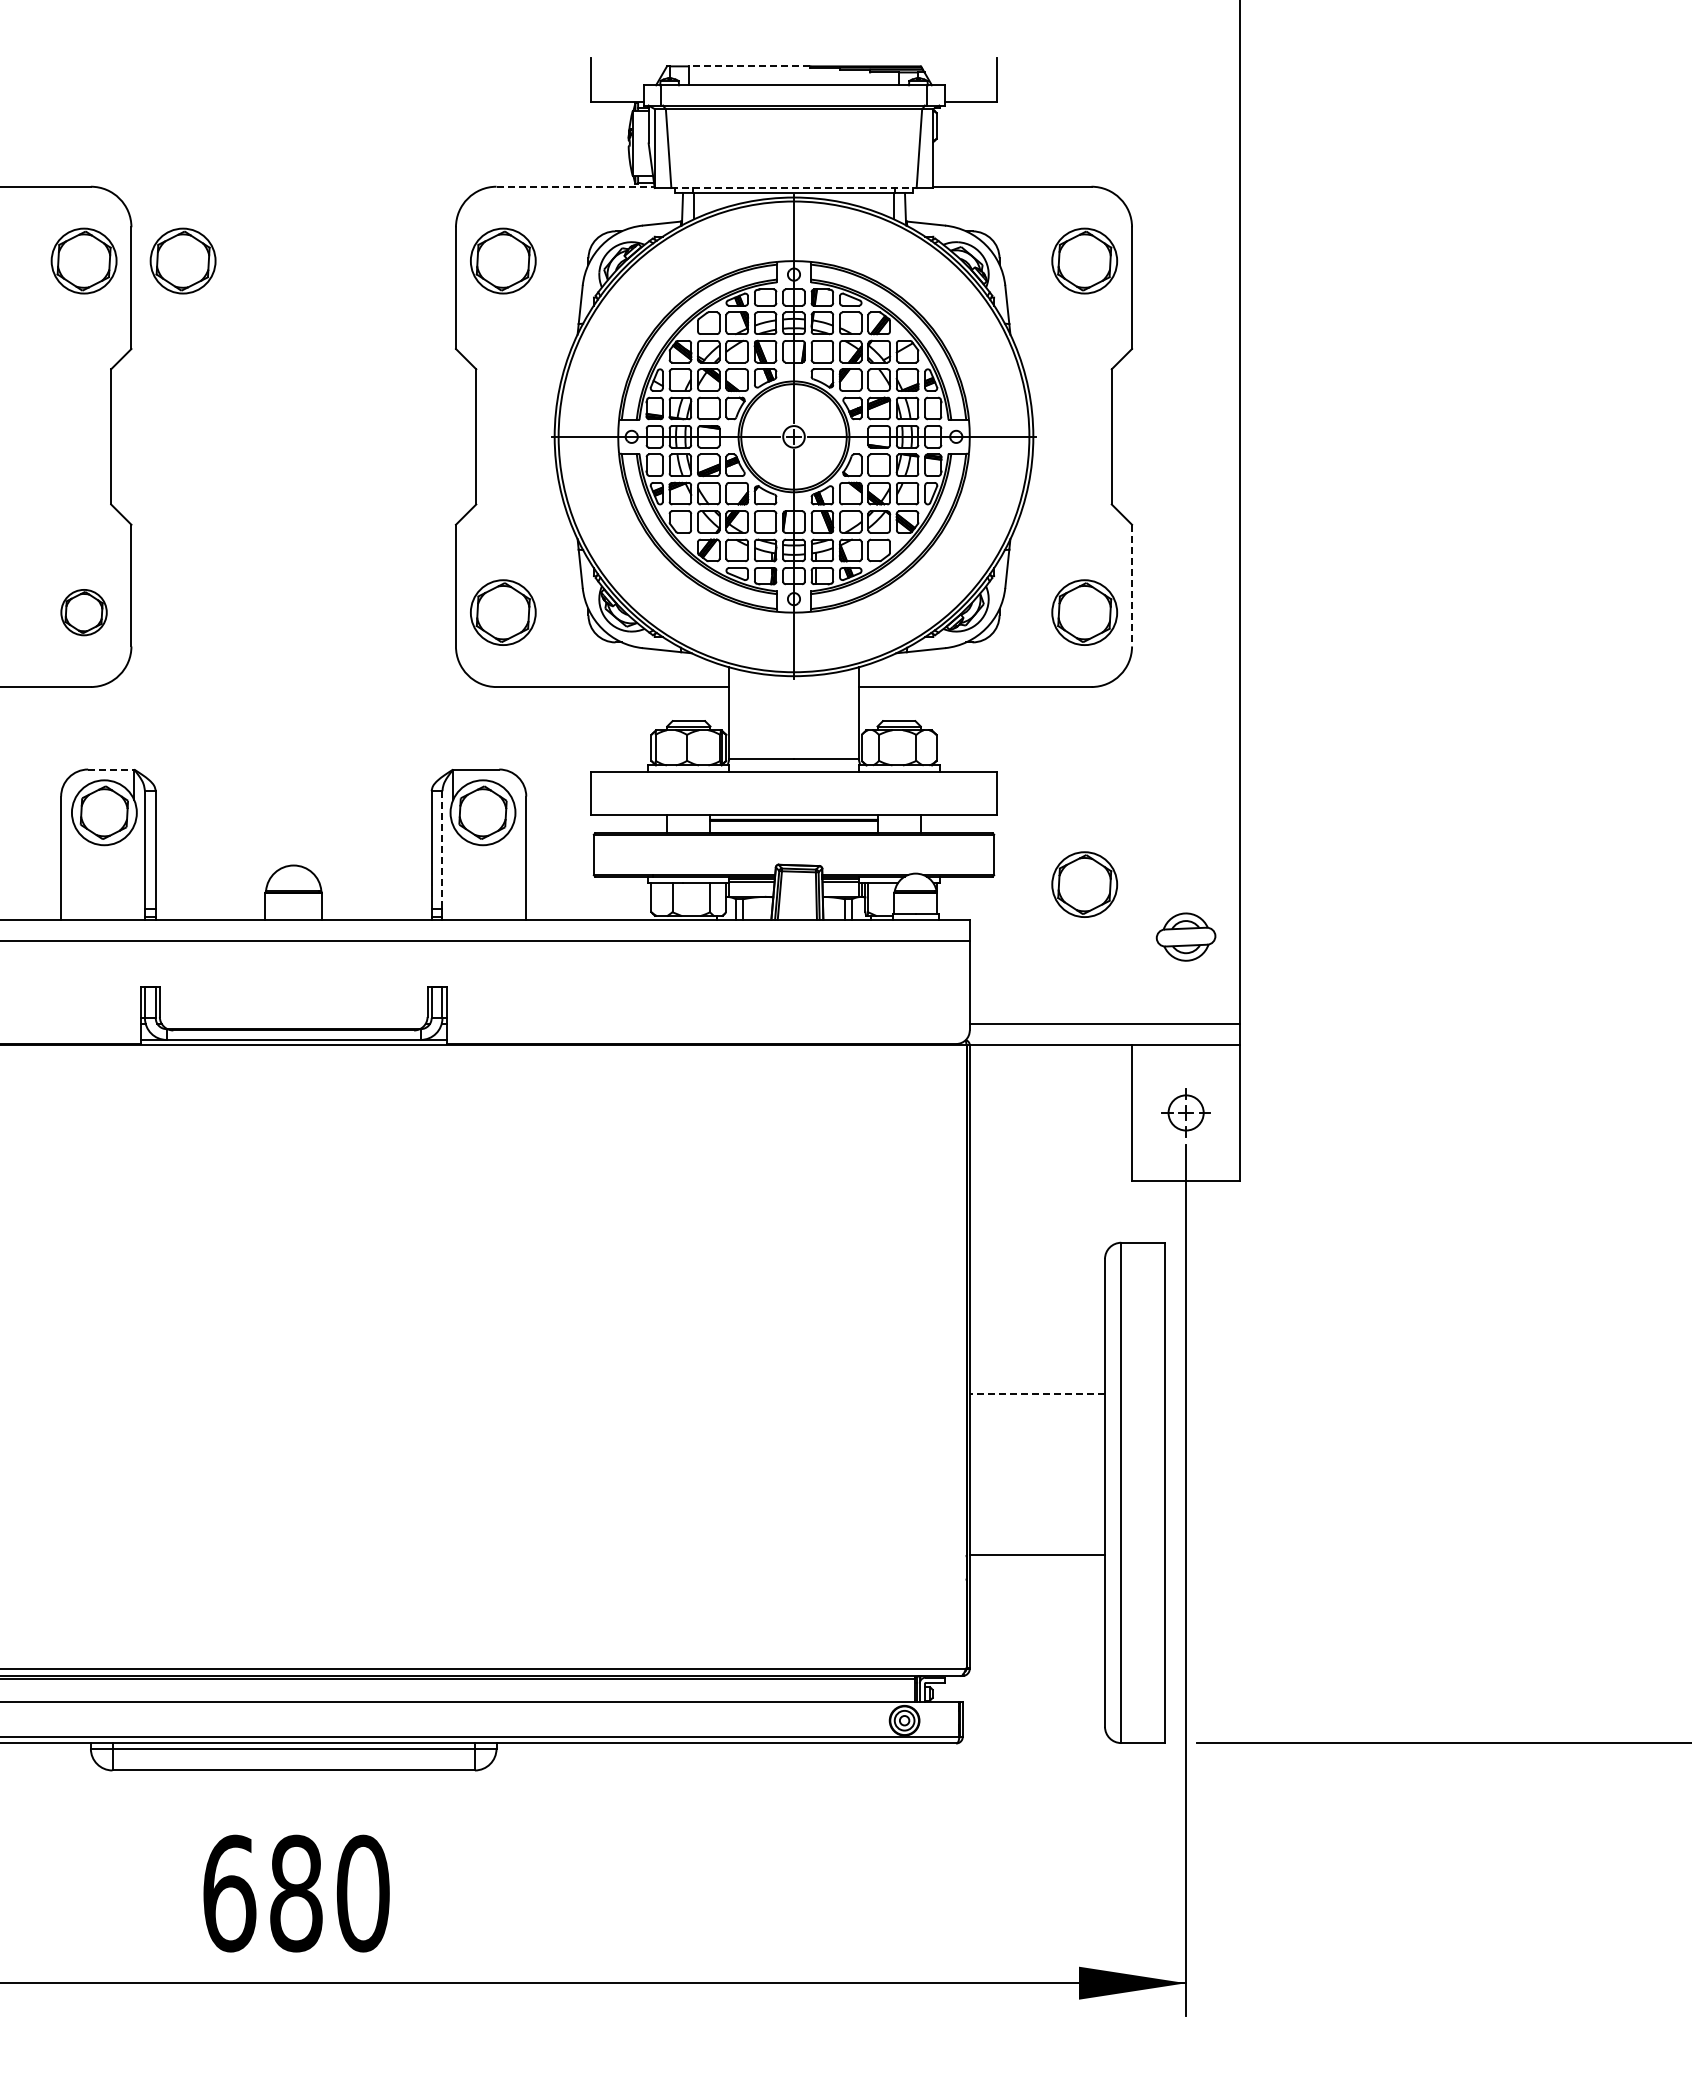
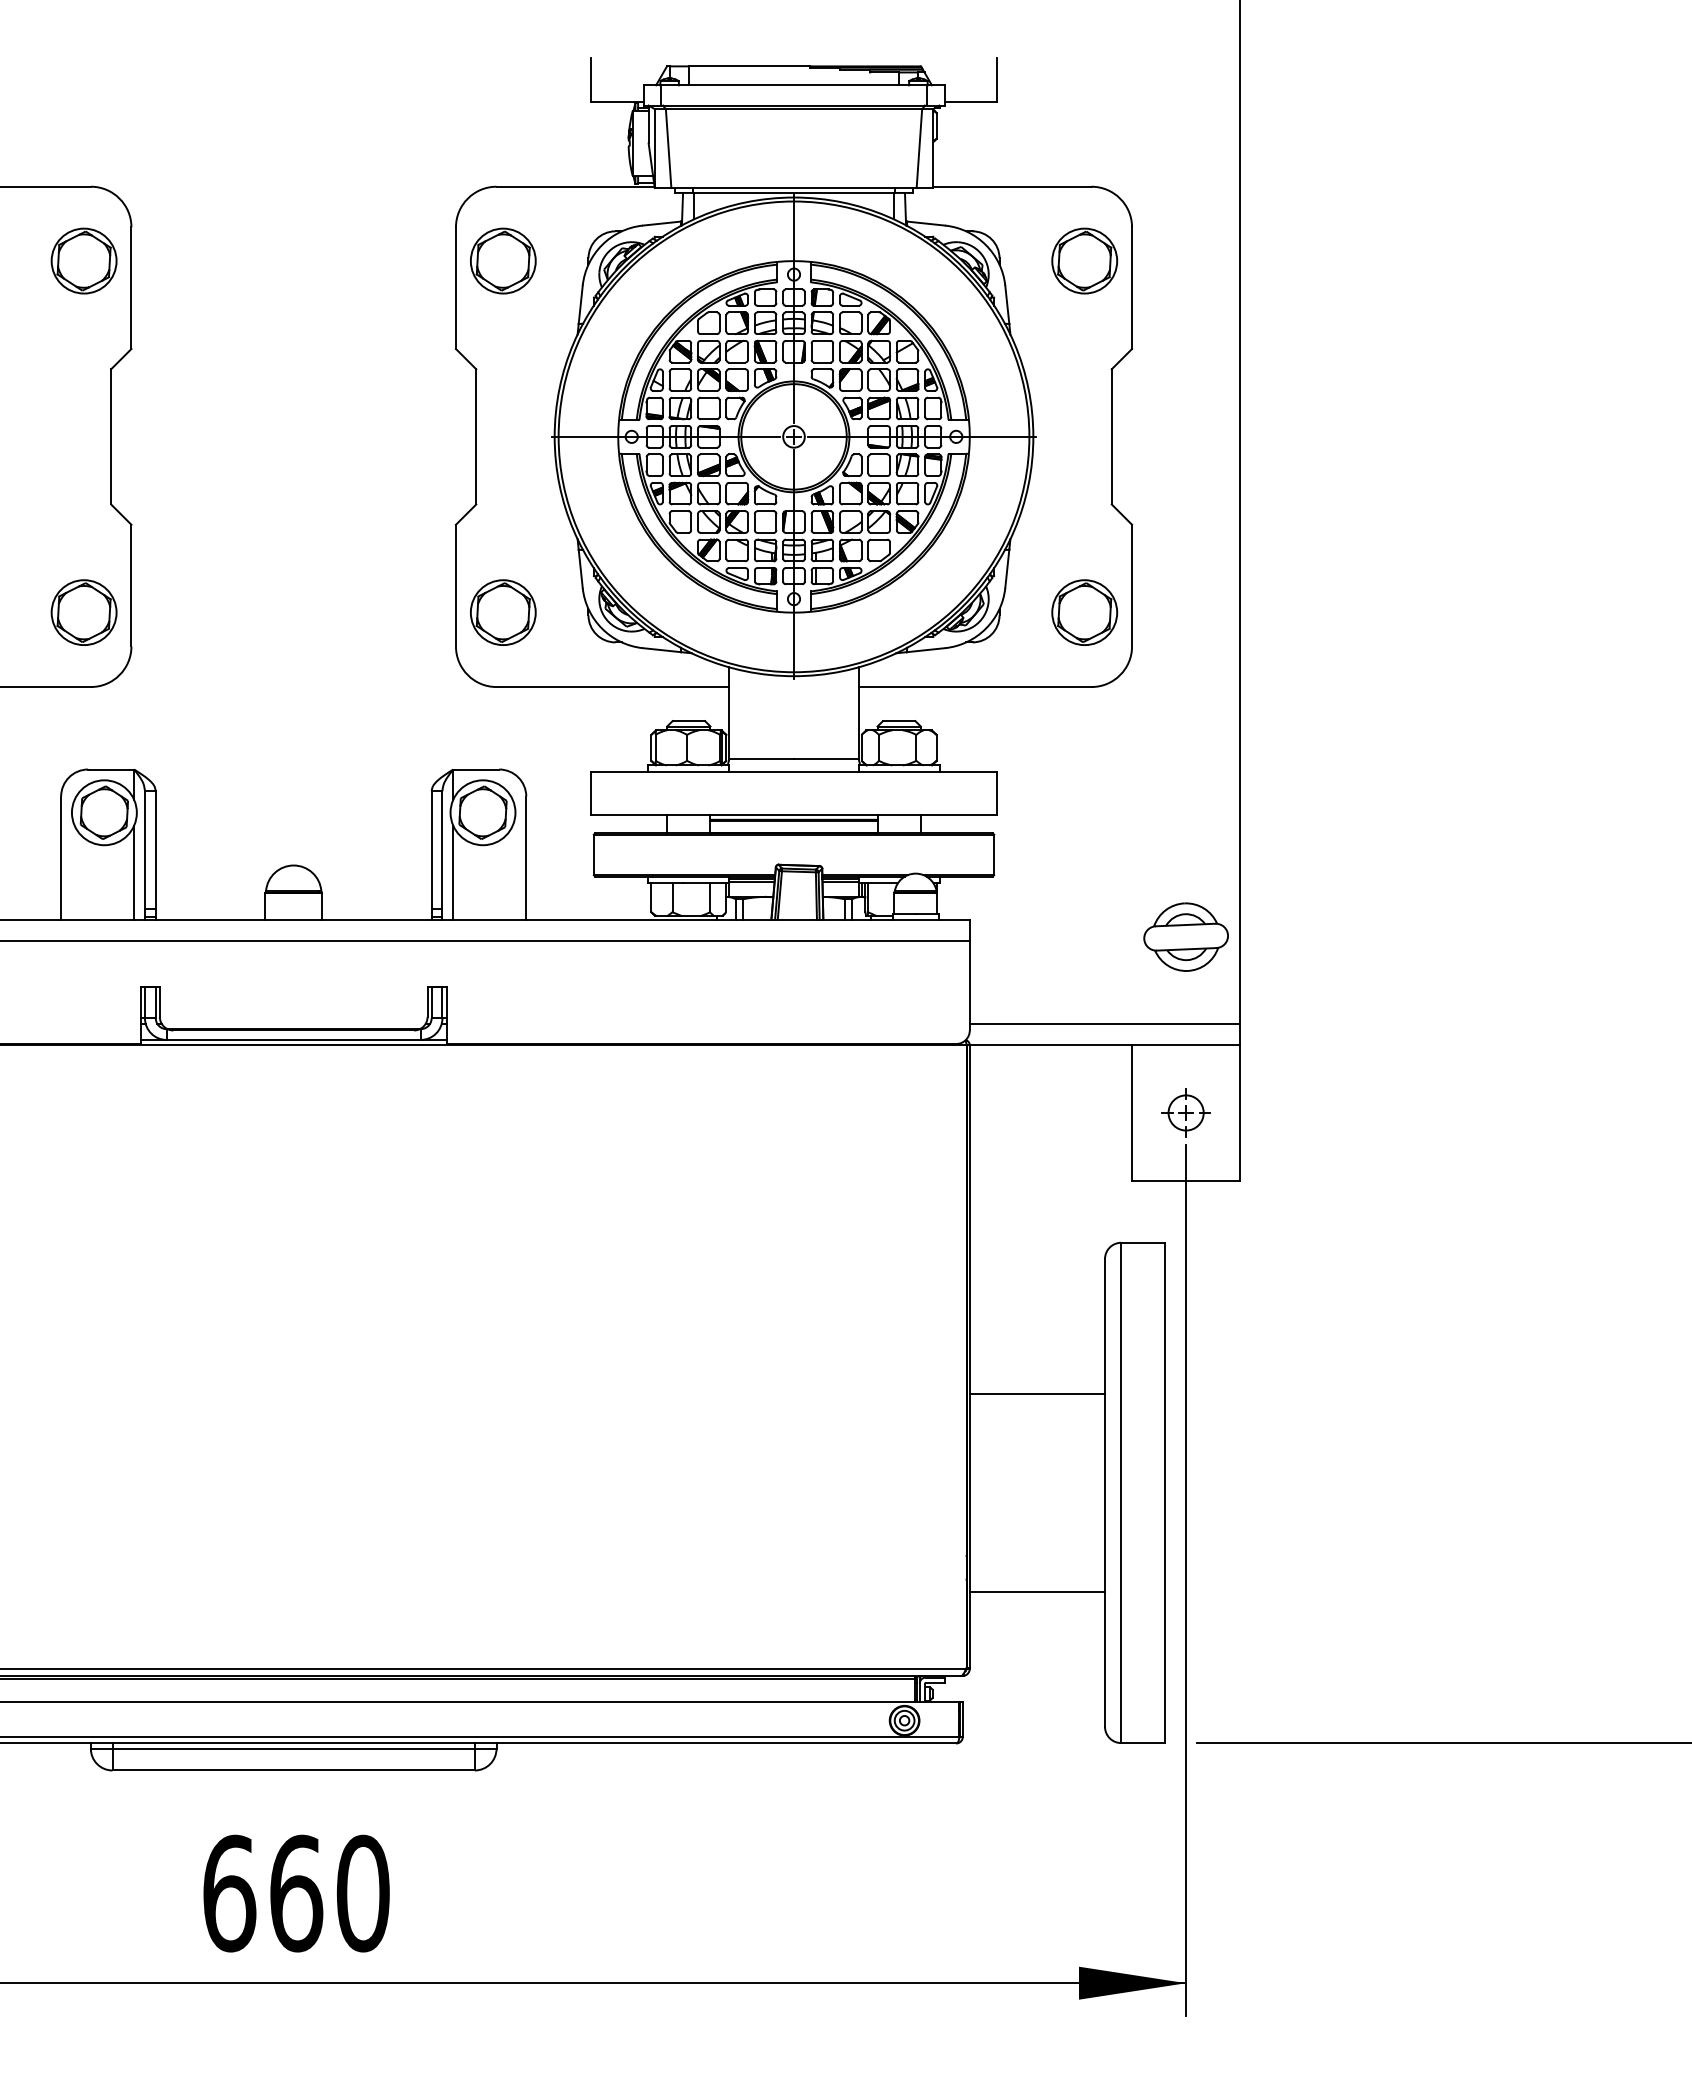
line: dashed -> solid (749, 66)
line: dashed -> solid (576, 186)
line: dashed -> solid (794, 188)
part: present -> none (182, 260)
line: dashed -> solid (1132, 585)
part size: 48x48 px -> 68x67 px (83, 612)
line: dashed -> solid (111, 769)
line: dashed -> solid (442, 850)
line: none -> present (134, 872)
line: none -> present (453, 872)
part: present -> none (1084, 884)
part size: 62x50 px -> 86x70 px (1185, 936)
line: dashed -> solid (1037, 1394)
line position: (1037, 1554) -> (1037, 1591) (1037, 1591)
text: 680 -> 660 (296, 1893)
